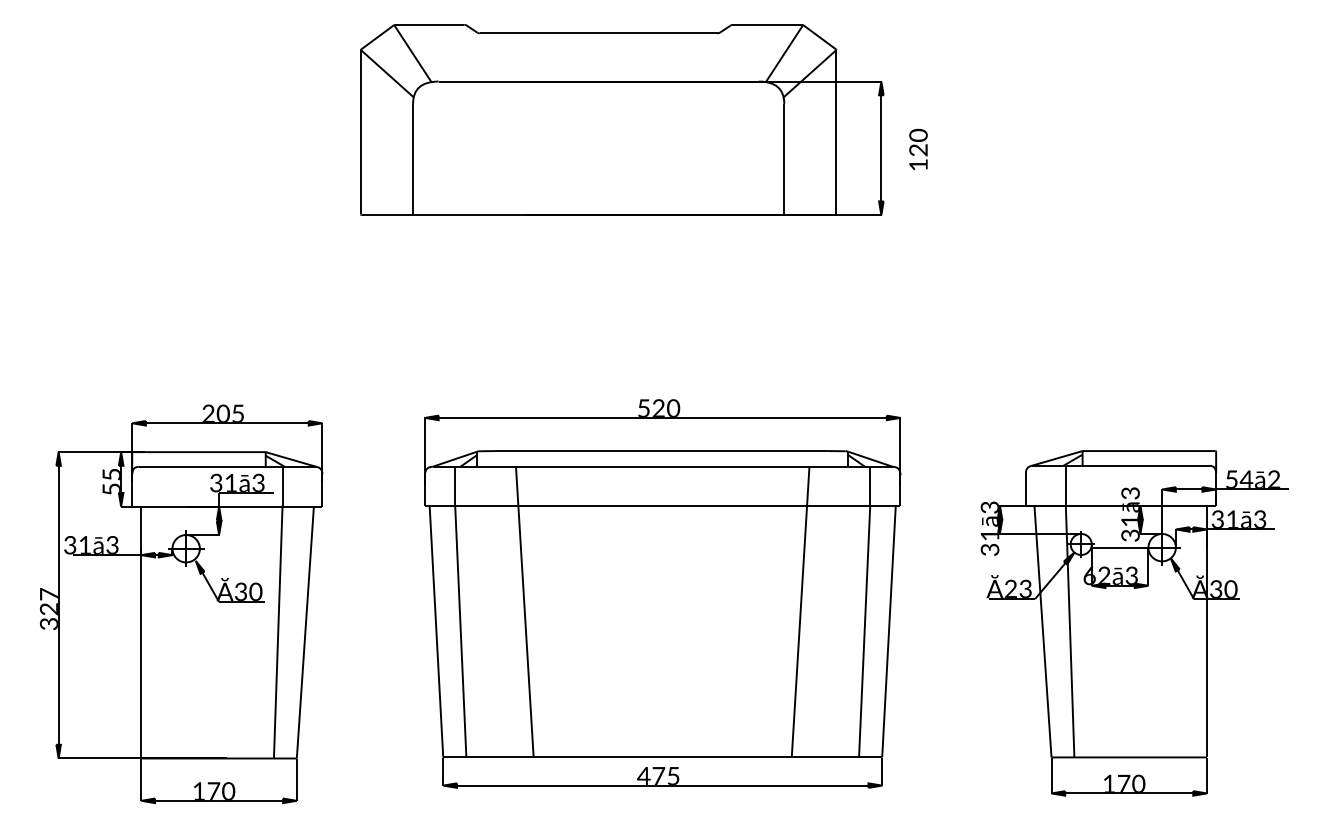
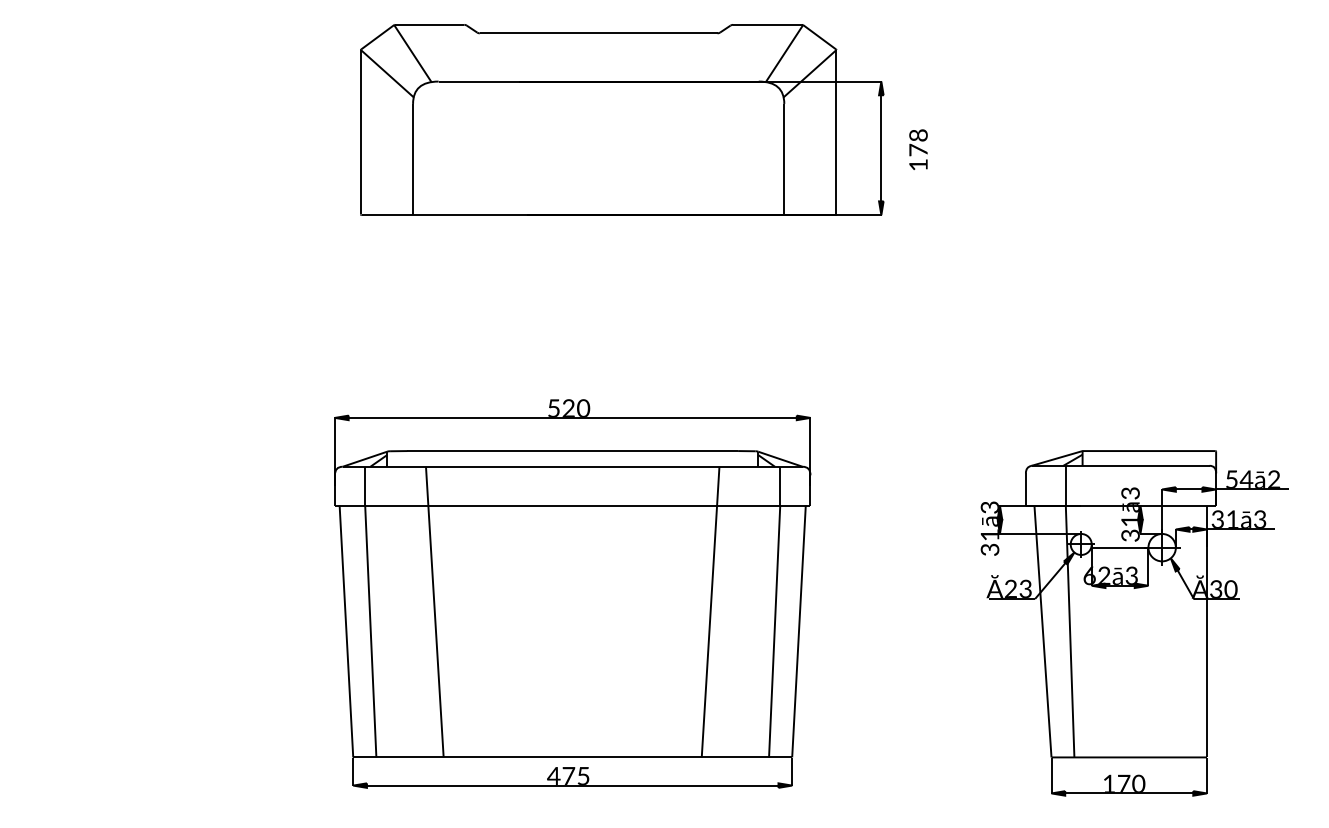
text: 120 -> 178 (918, 142)
part position: (662, 593) -> (572, 593) (572, 593)
part: present -> none (181, 604)
